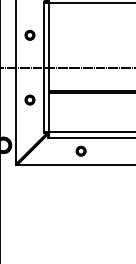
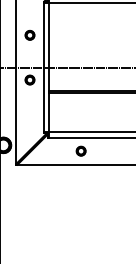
part position: (29, 99) -> (29, 79) (29, 79)
